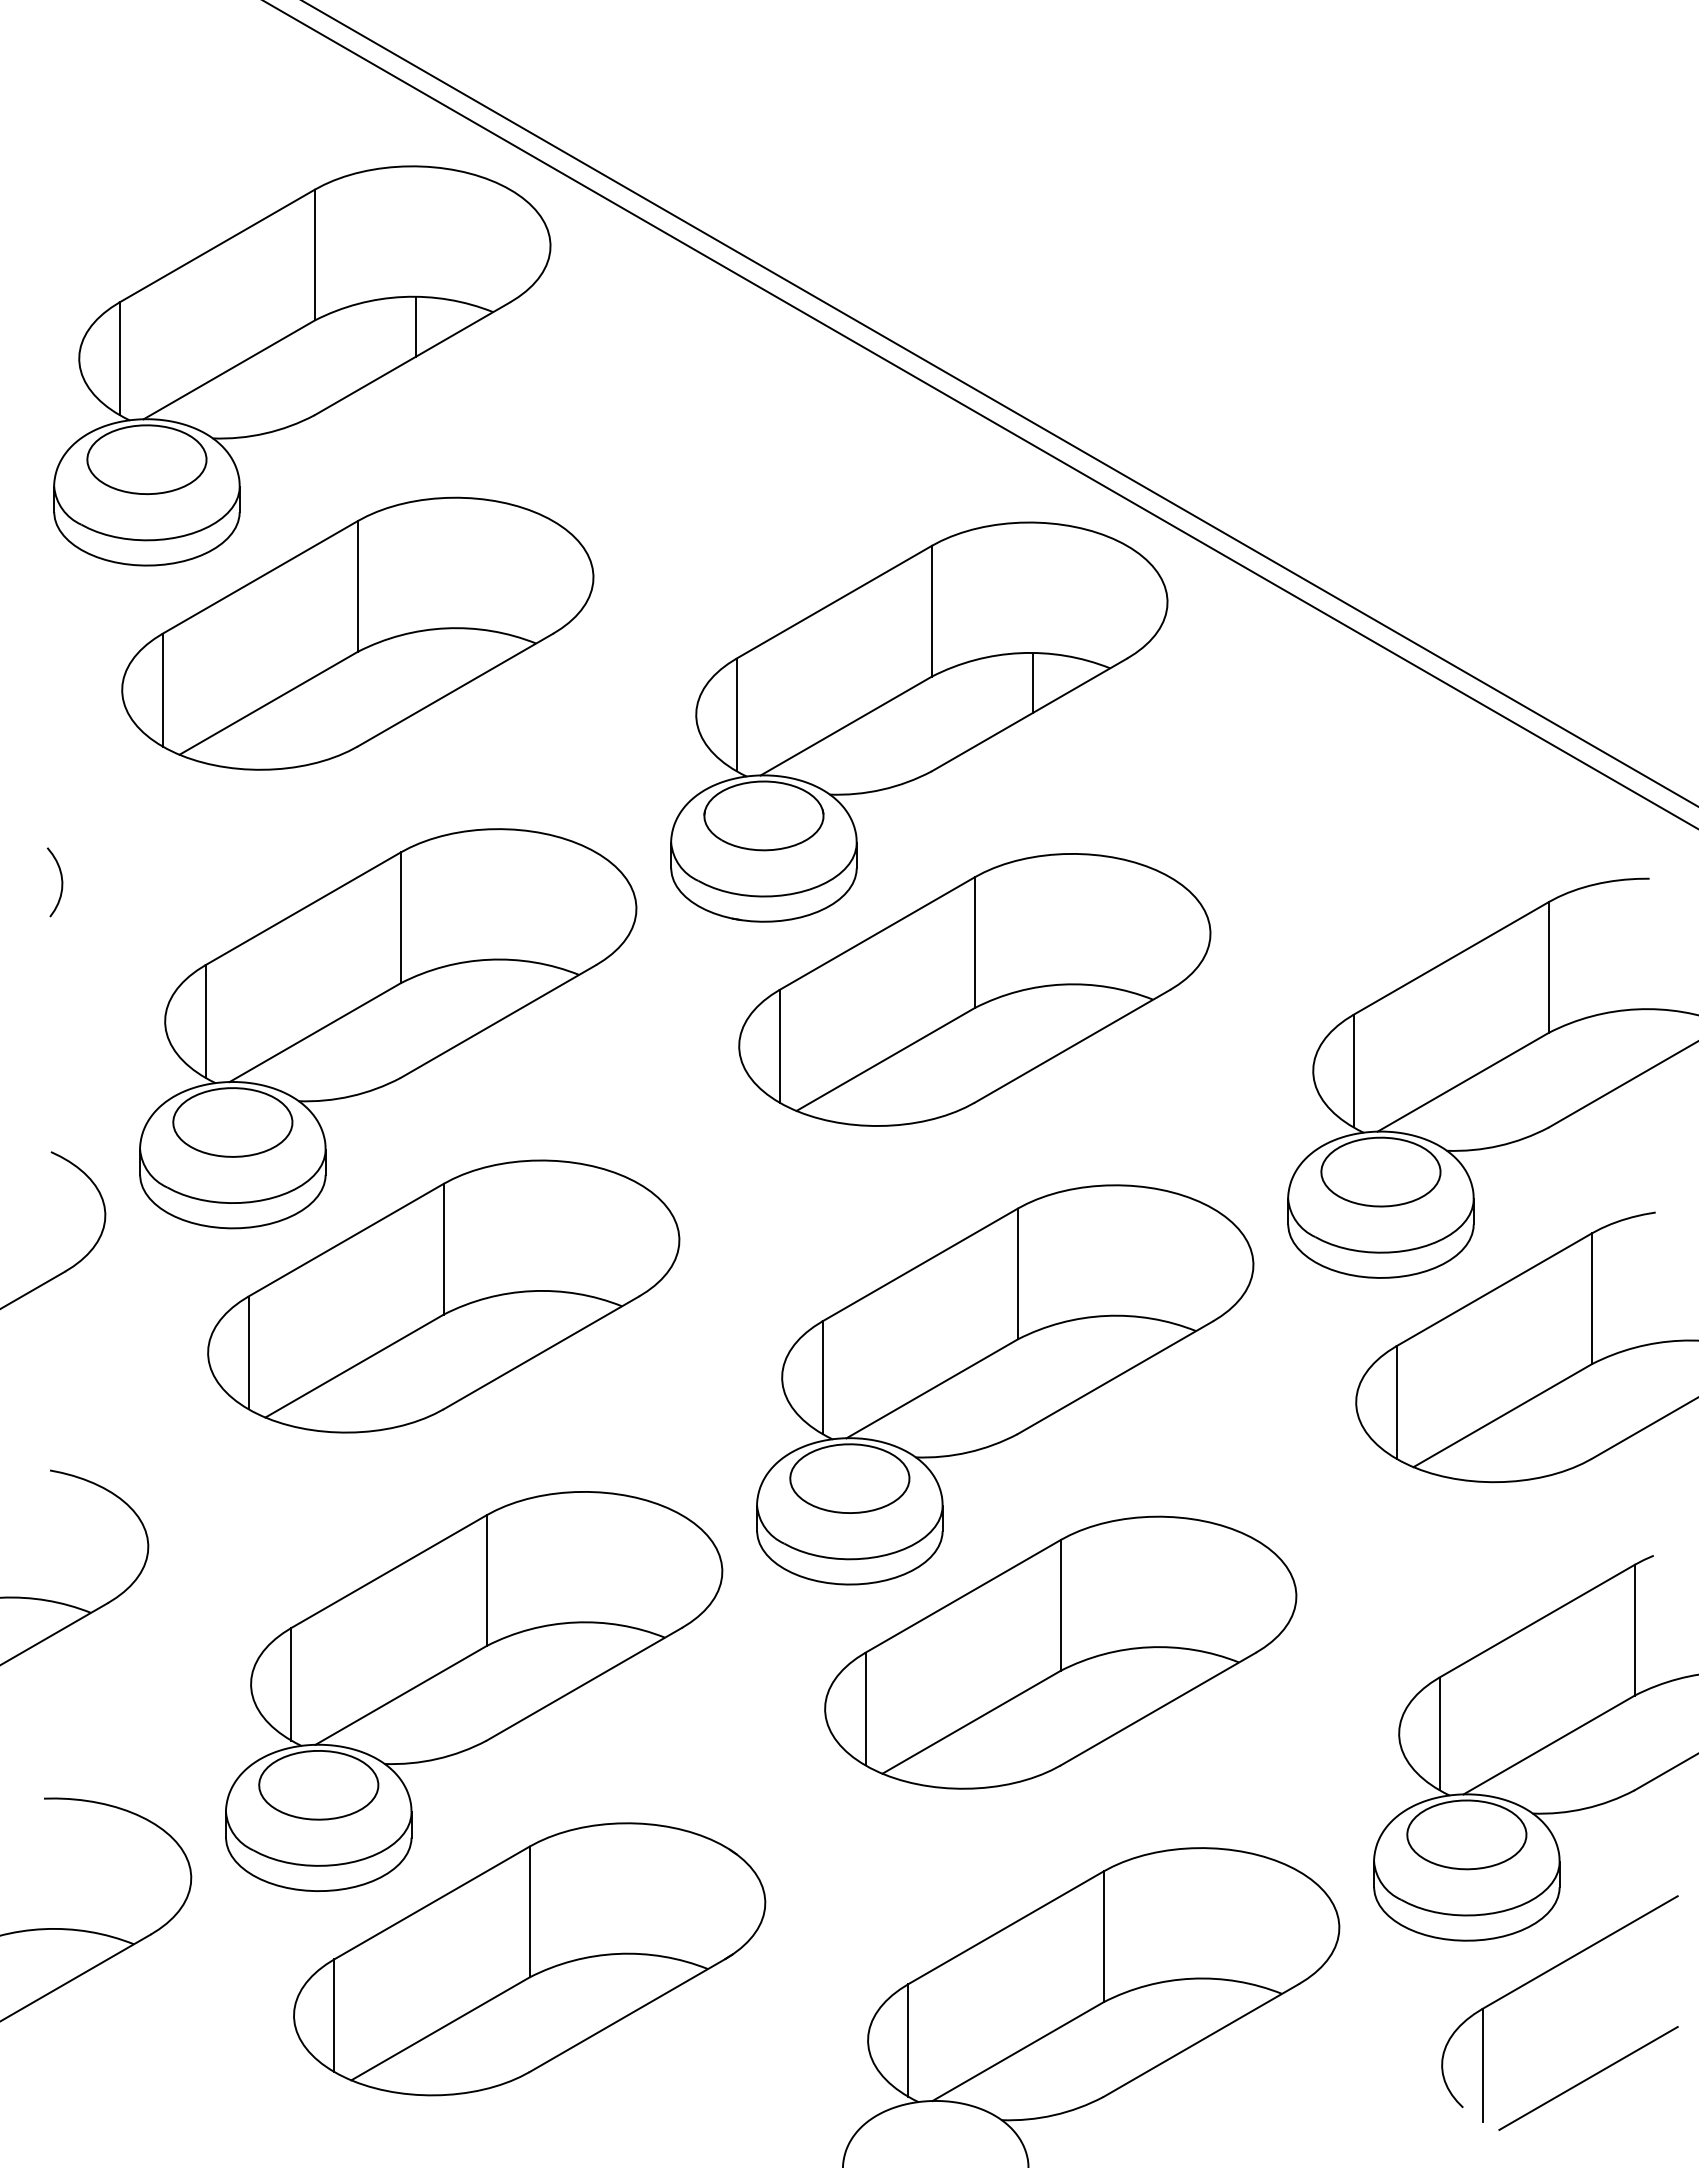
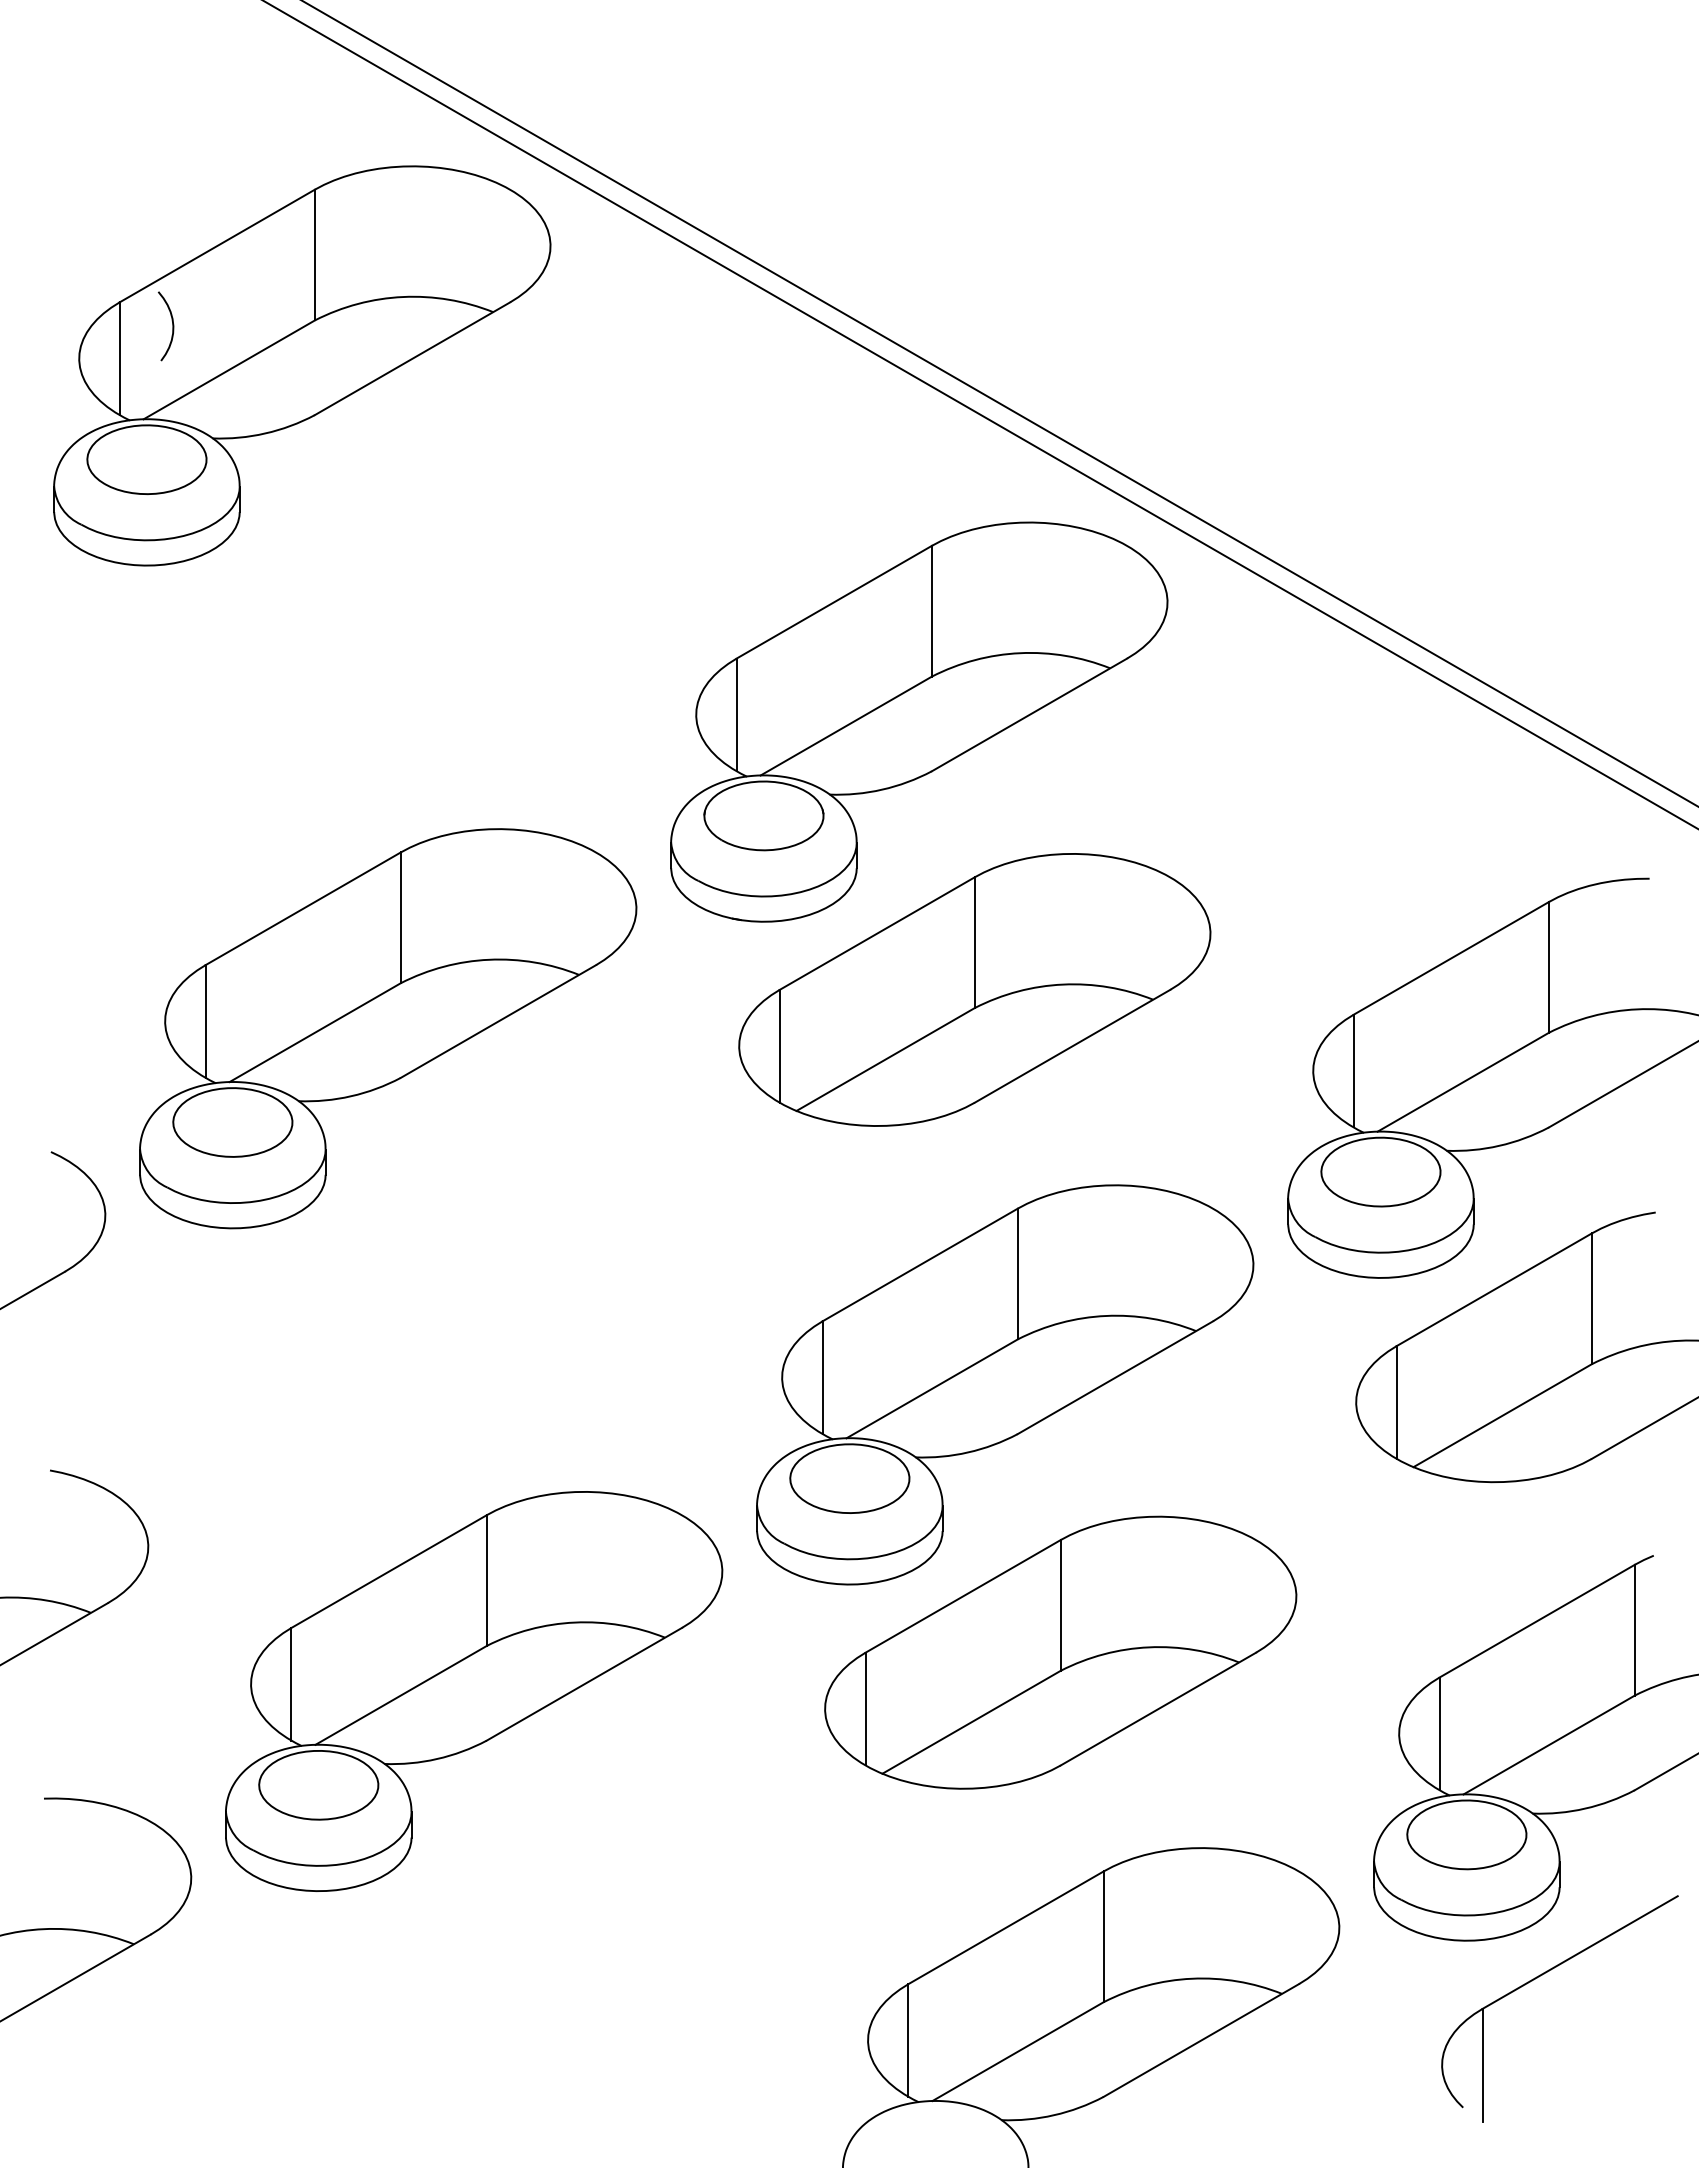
line: present -> none (416, 326)
part: present -> none (357, 633)
line: present -> none (1033, 682)
curve position: (61, 882) -> (172, 326) (172, 326)
part: present -> none (443, 1296)
part: present -> none (529, 1959)
line: present -> none (1588, 2077)
